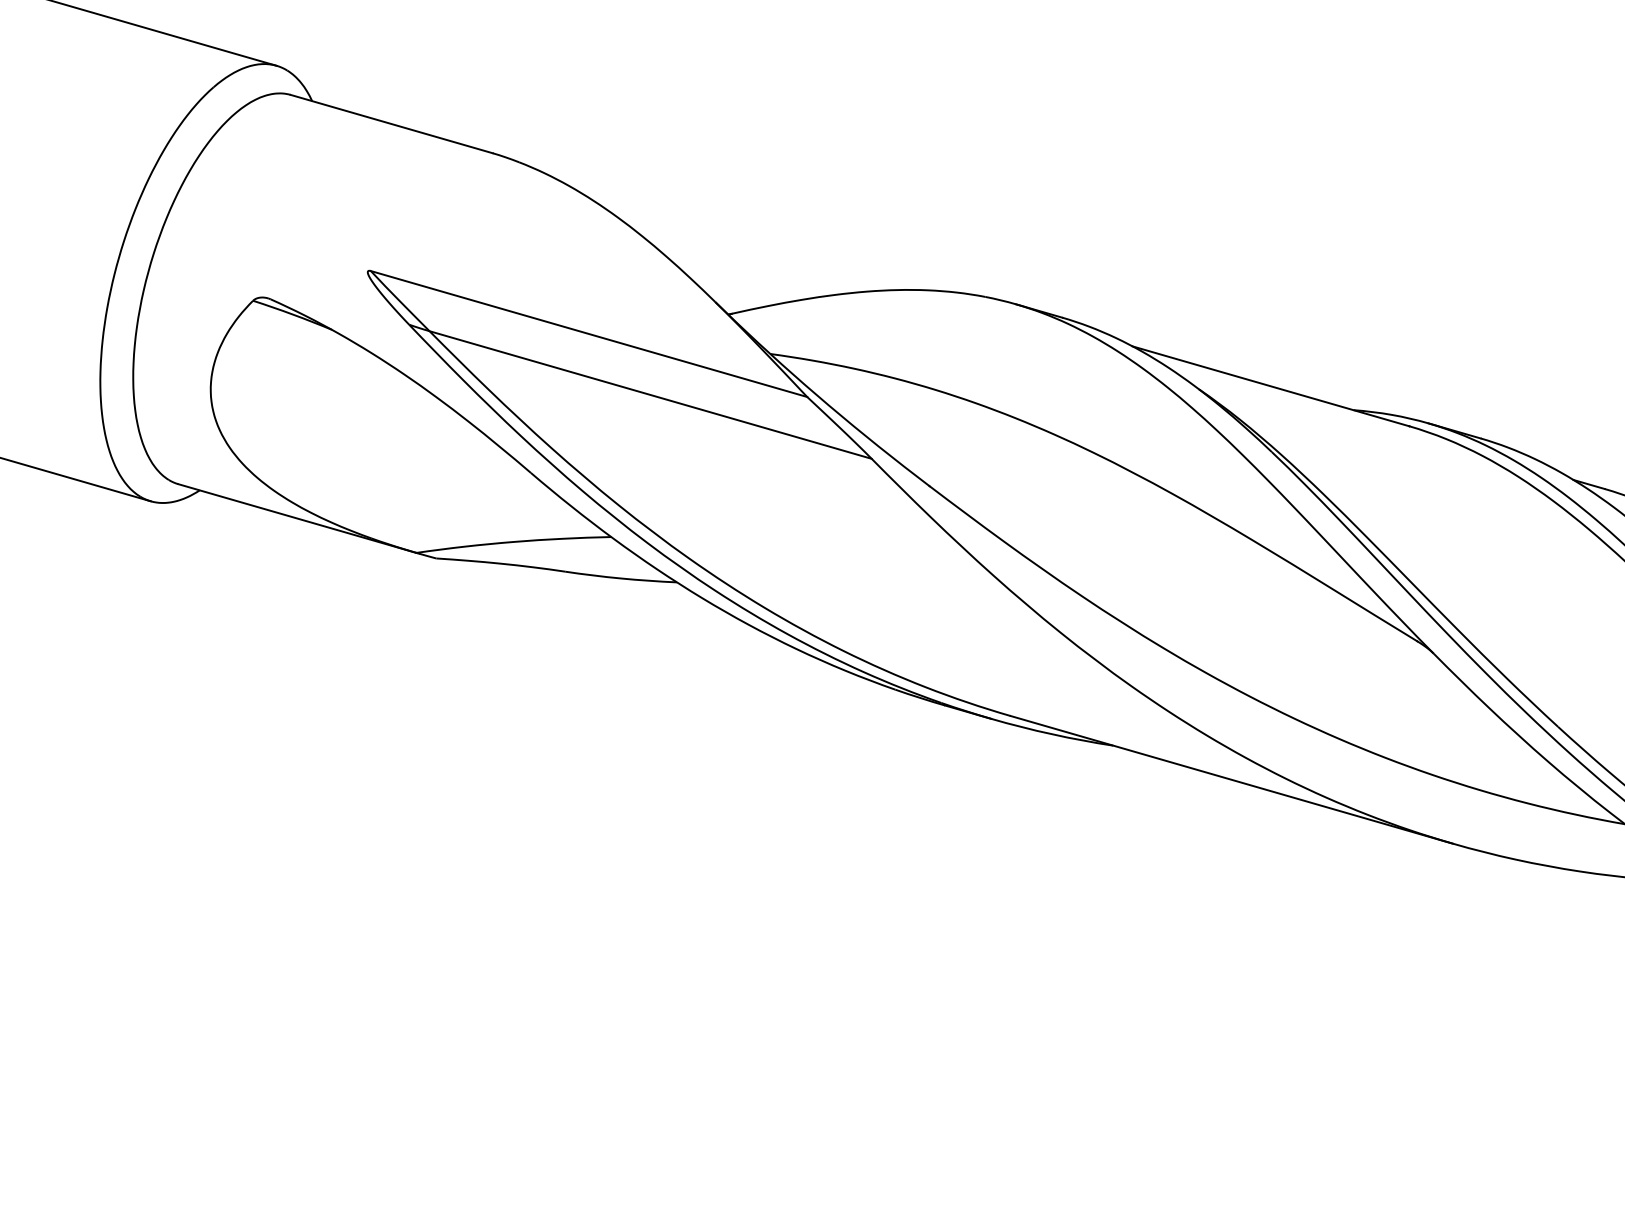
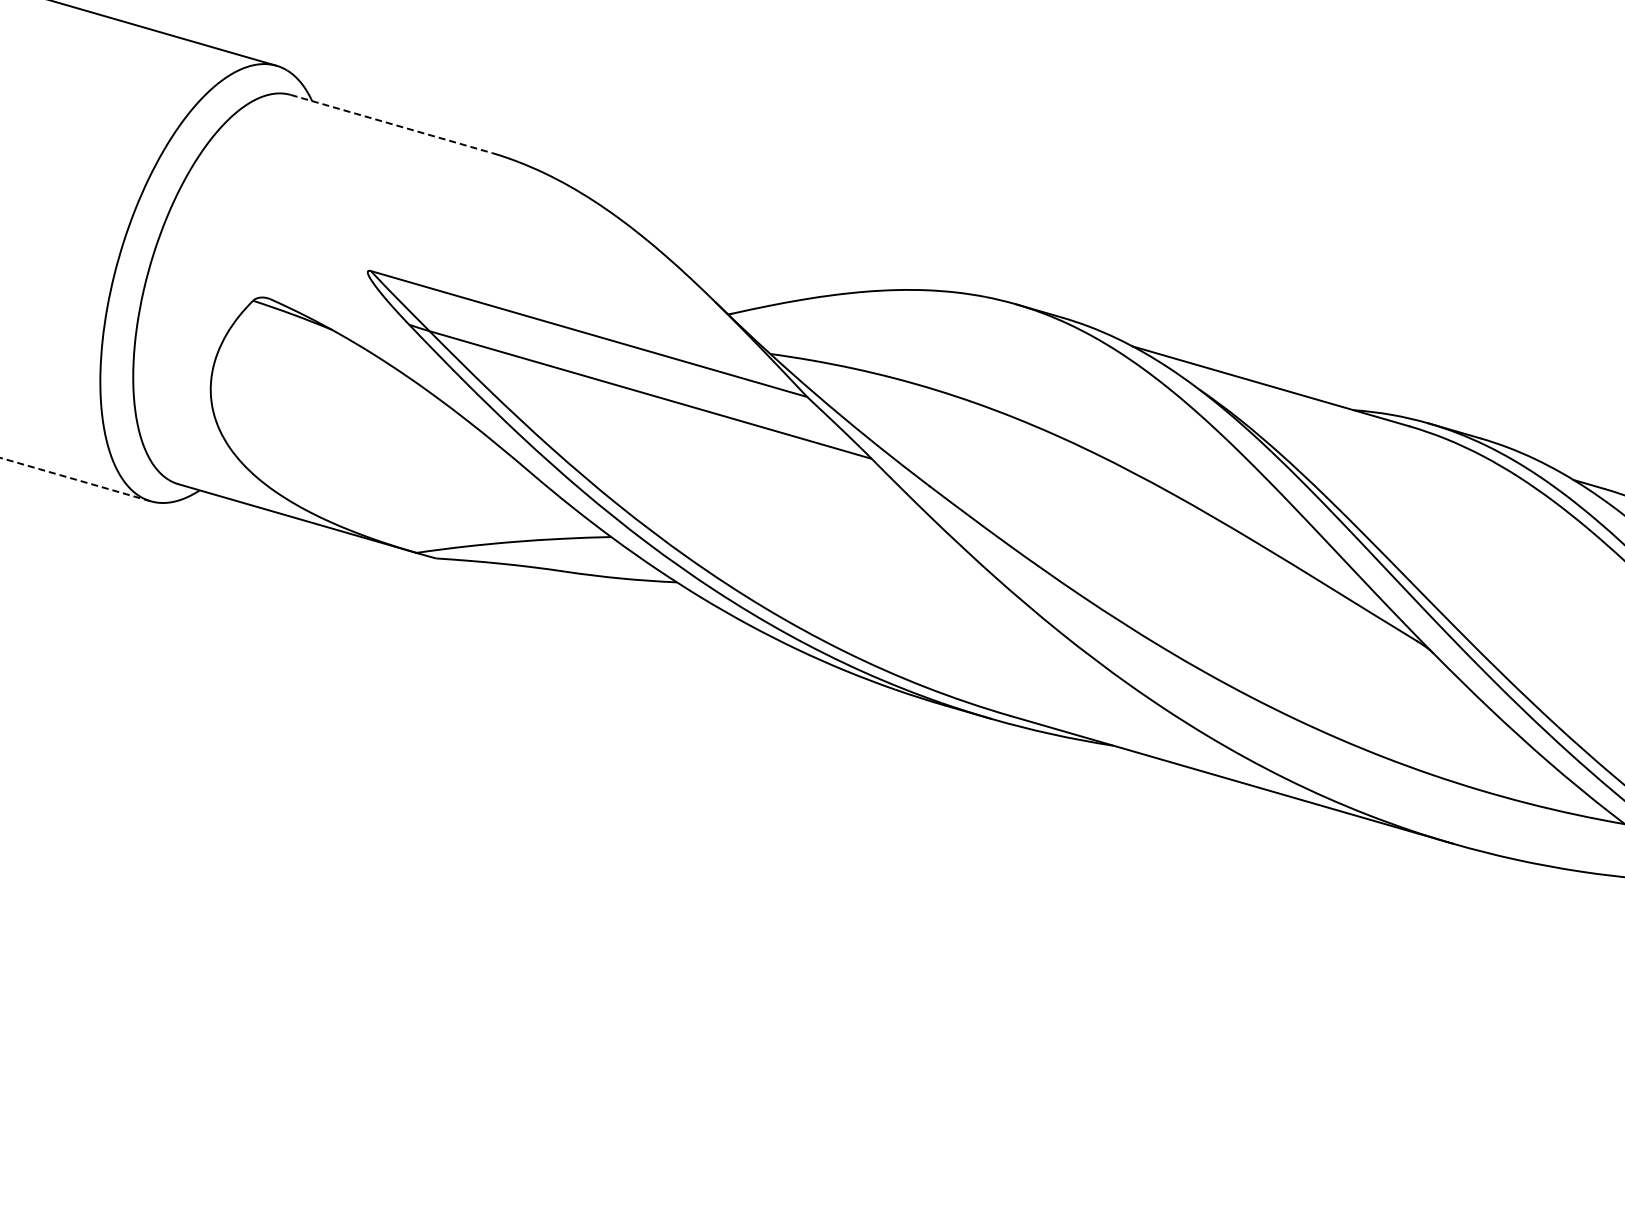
line: solid -> dashed (392, 124)
line: solid -> dashed (74, 479)
